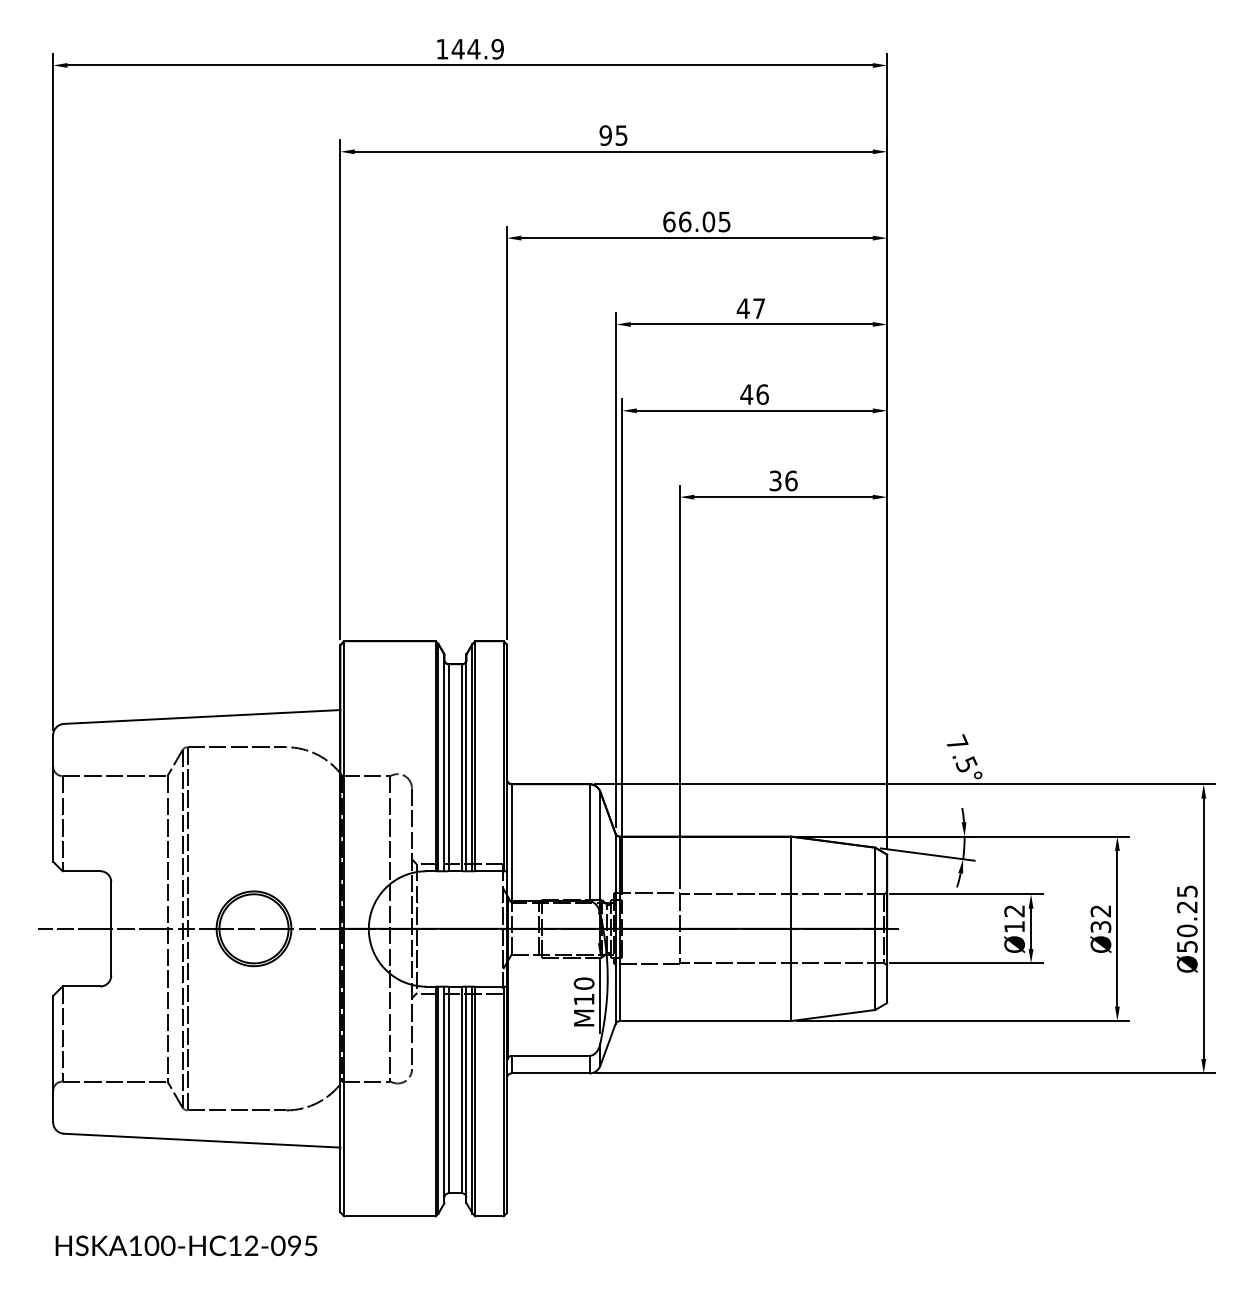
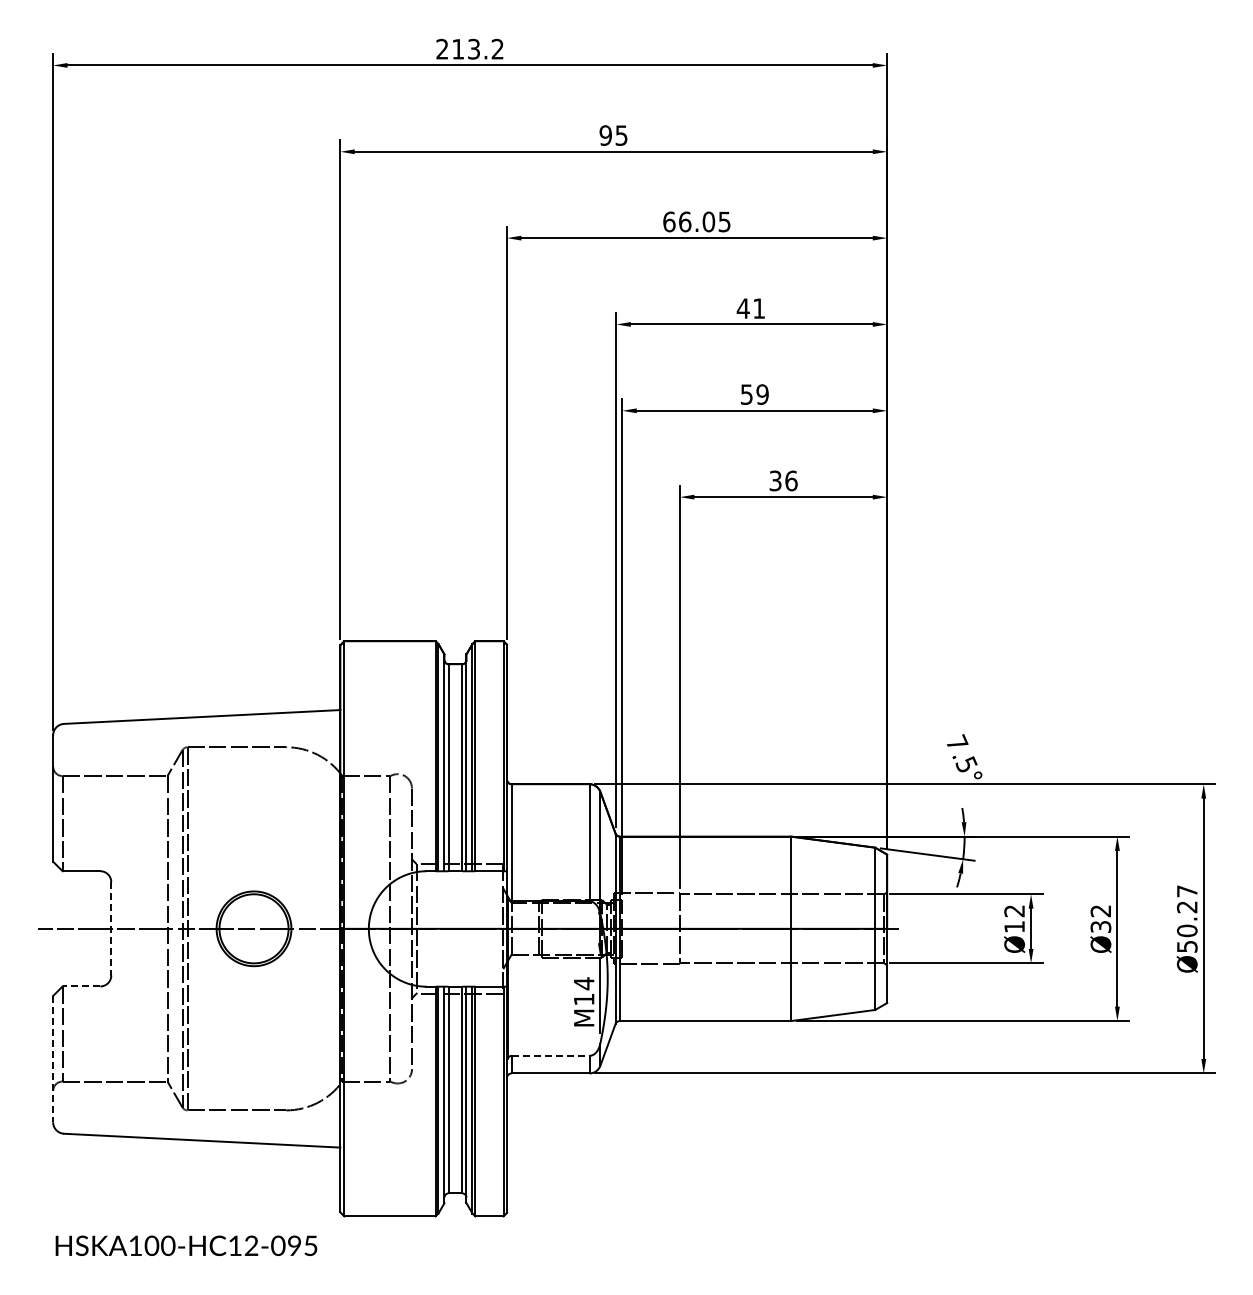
text: 144.9 -> 213.2 (469, 48)
text: 47 -> 41 (758, 308)
text: 46 -> 59 (754, 394)
text: Ø50.25 -> Ø50.27 (1187, 891)
line: solid -> dashed (111, 928)
text: M10 -> M14 (583, 983)
line: solid -> dashed (81, 986)
line: solid -> dashed (550, 1055)
line: solid -> dashed (53, 1059)
